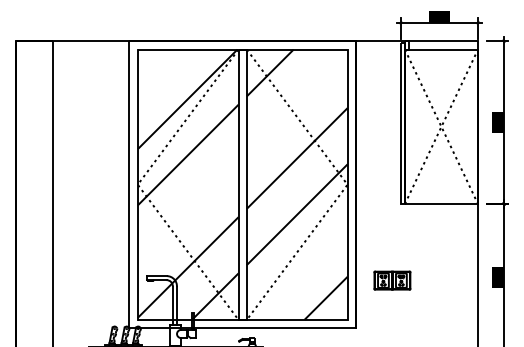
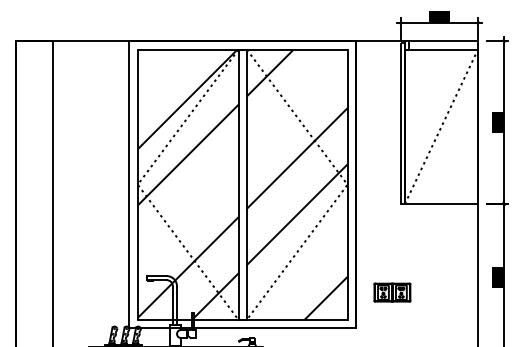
line: present -> none (440, 126)
part position: (392, 280) -> (392, 292) (392, 292)
